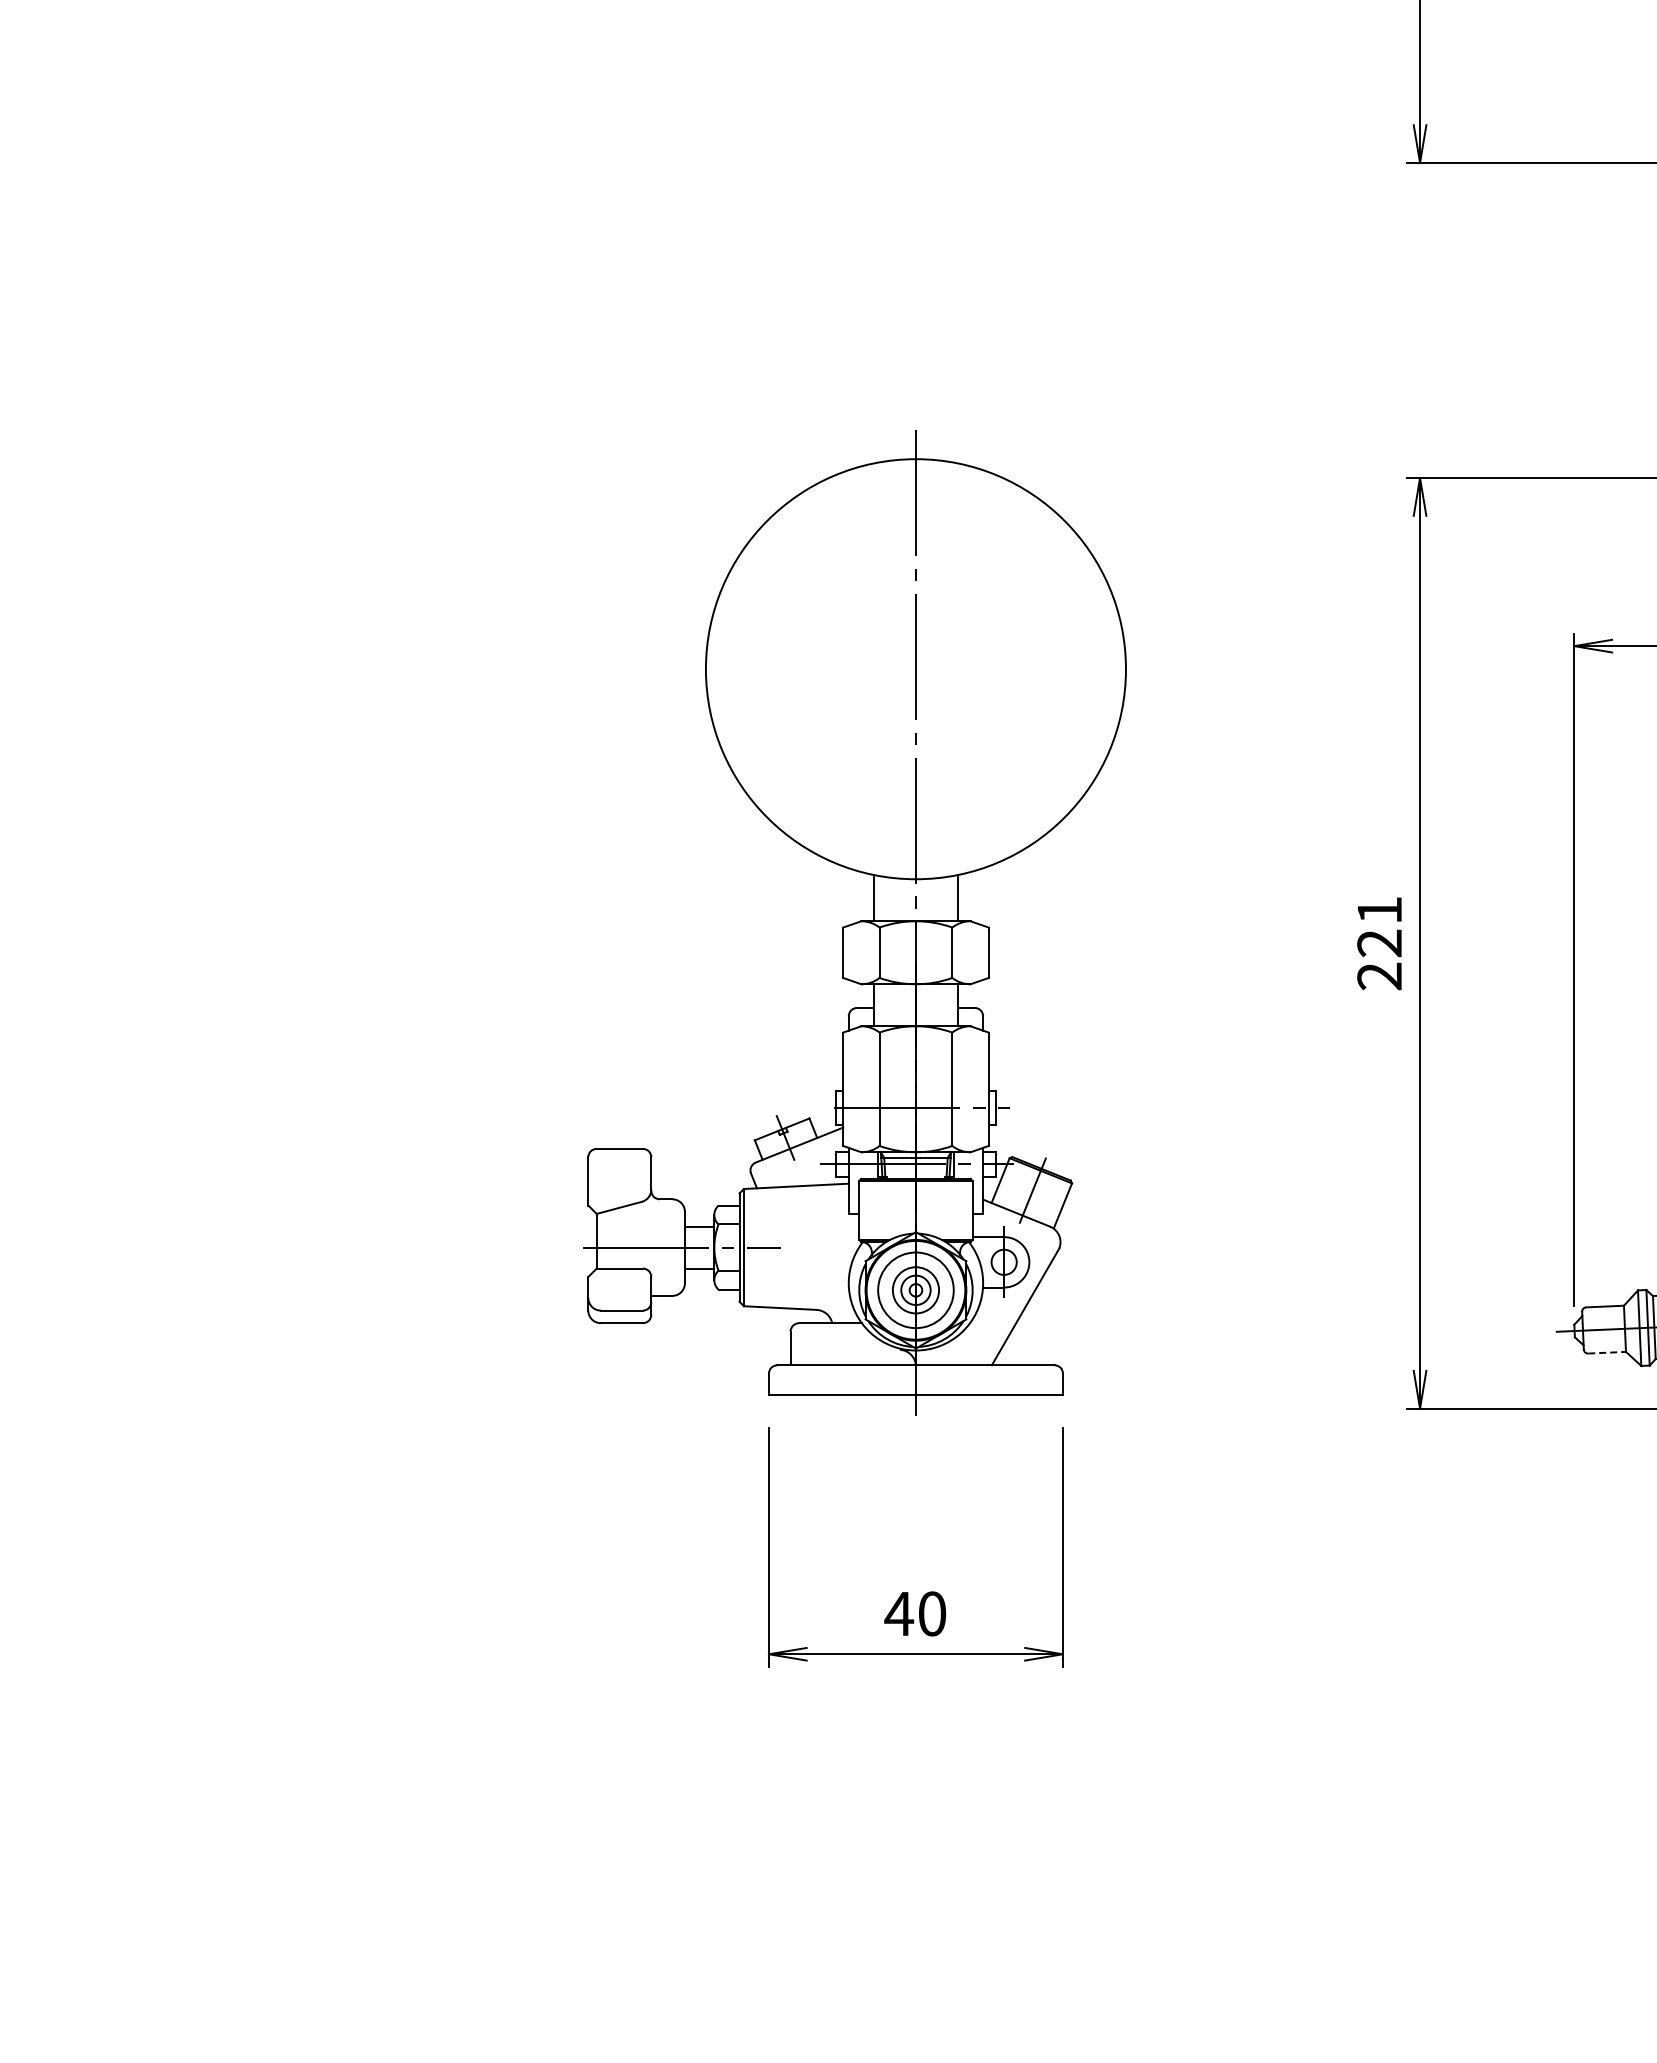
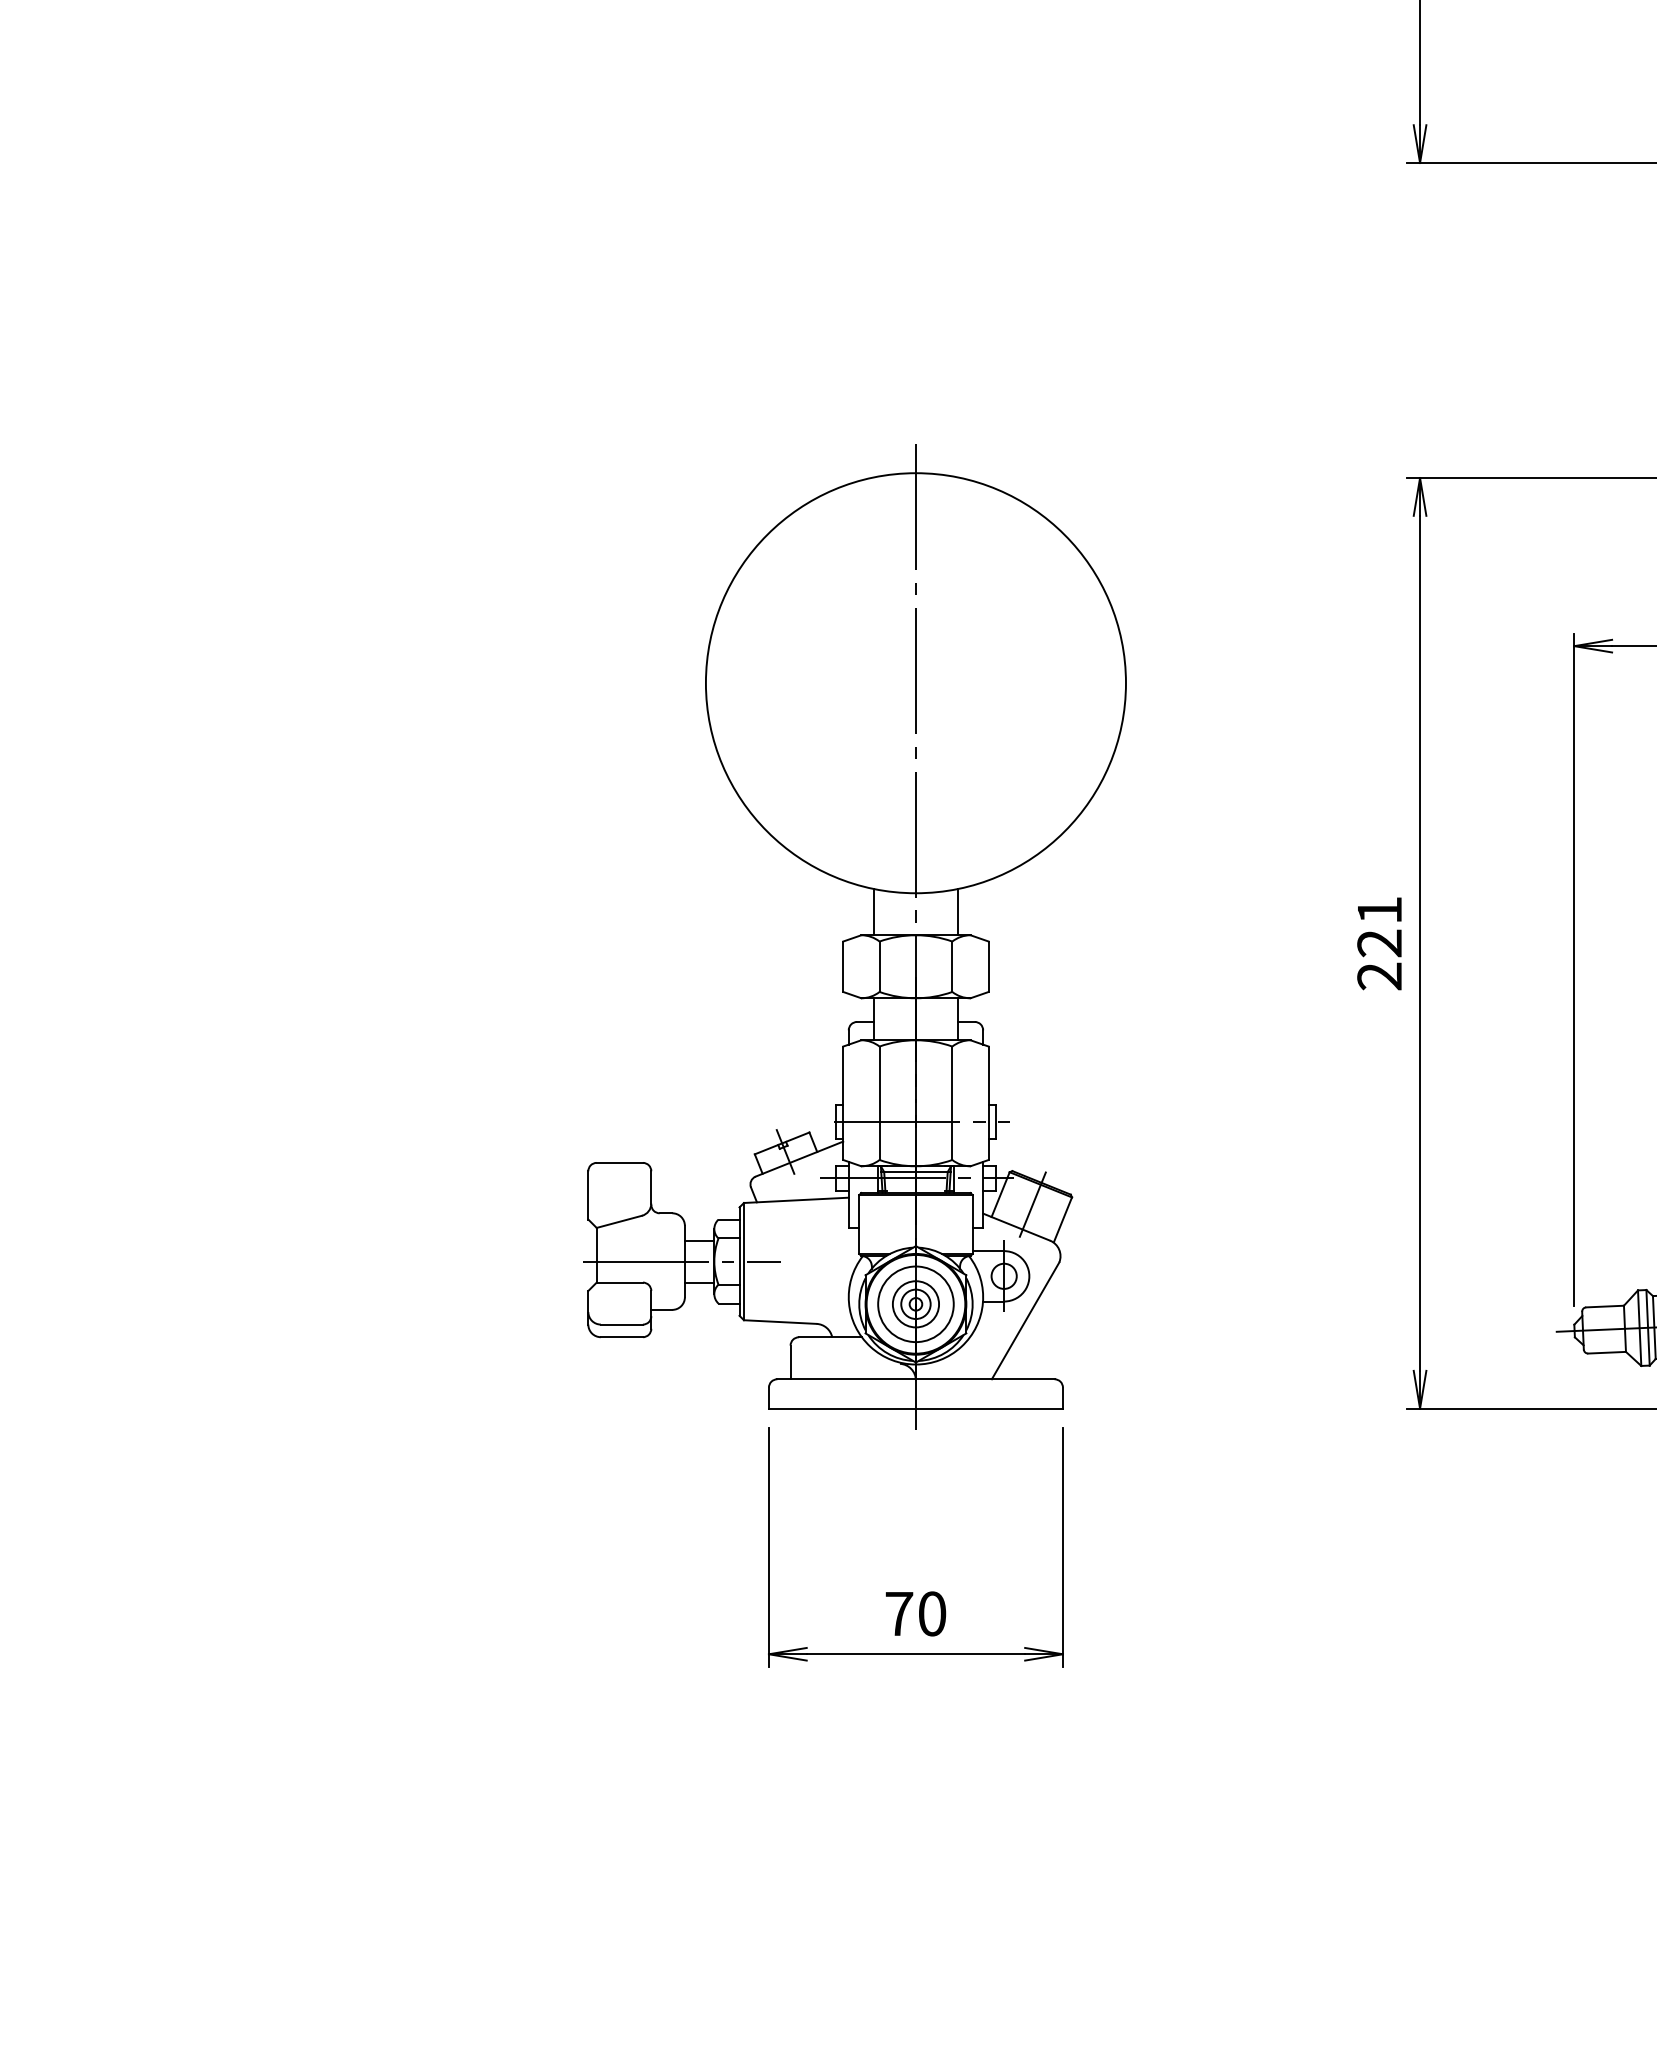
part position: (854, 922) -> (854, 936) (854, 936)
line: dashed -> solid (1607, 1352)
text: 40 -> 70 (899, 1613)
